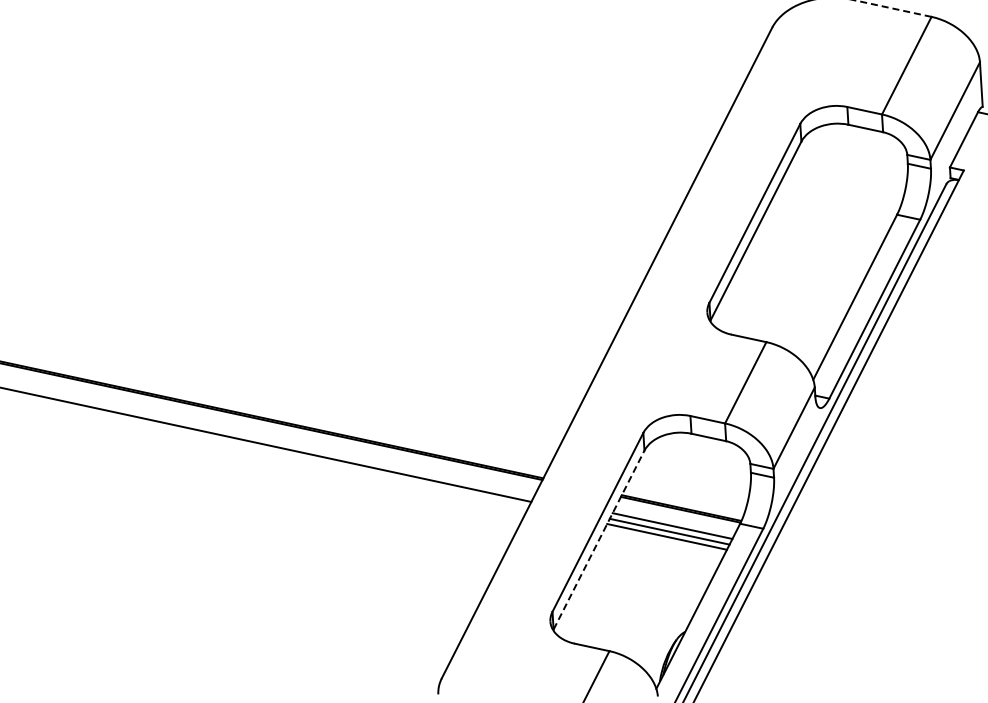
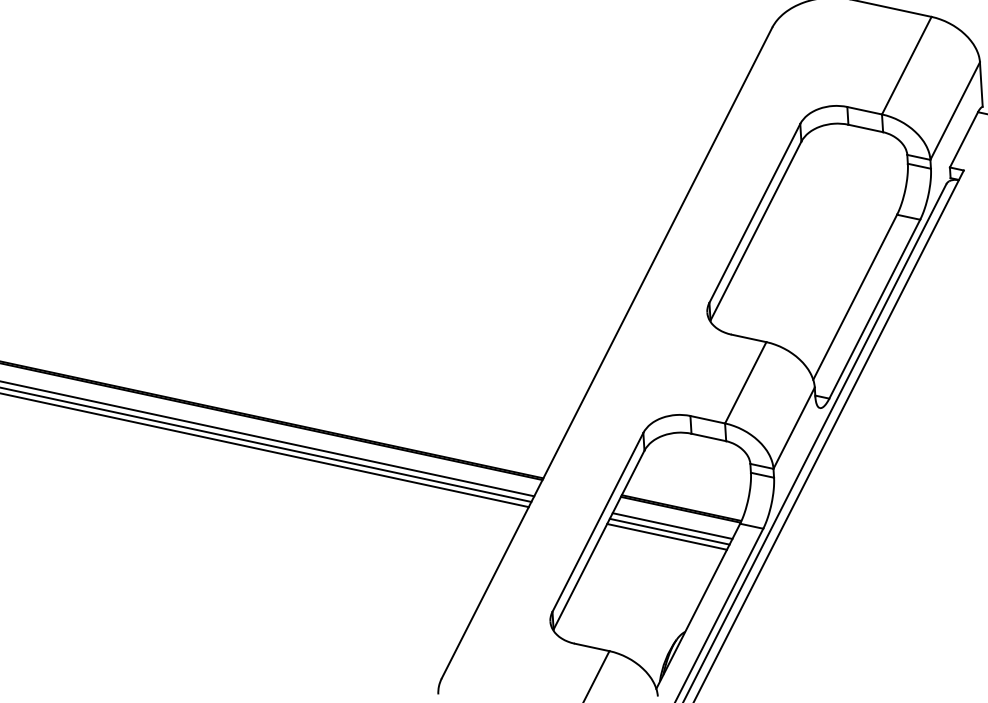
line: dashed -> solid (892, 8)
line: none -> present (268, 438)
line: none -> present (265, 450)
line: dashed -> solid (599, 539)
